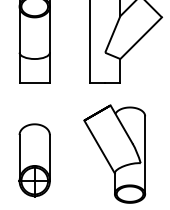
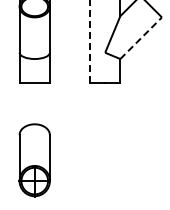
line: solid -> dashed (141, 37)
line: solid -> dashed (90, 42)
part: present -> none (114, 153)
